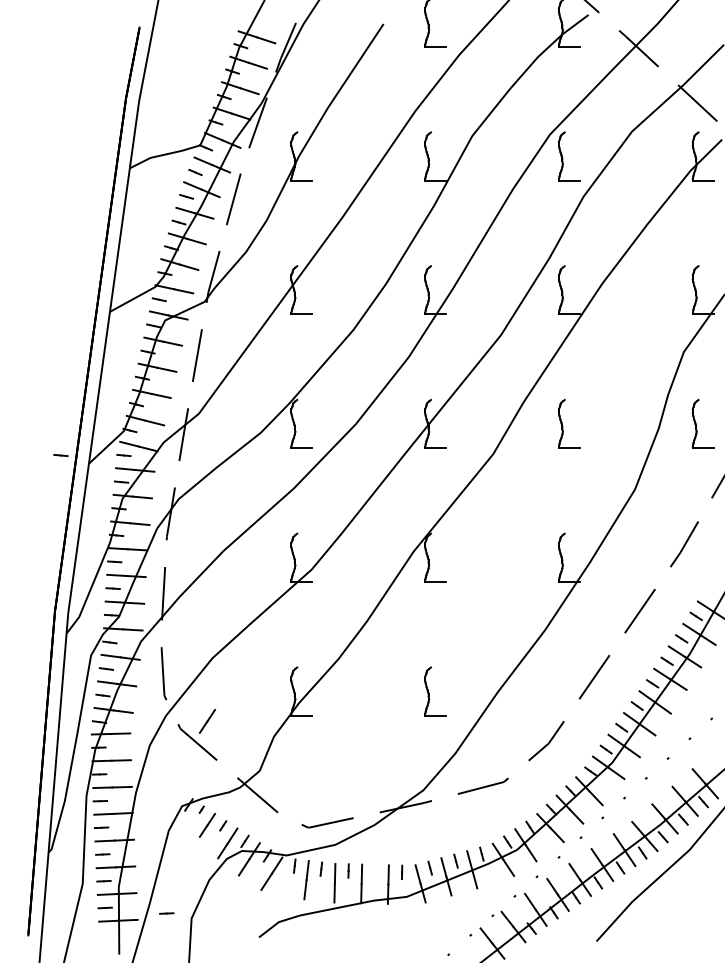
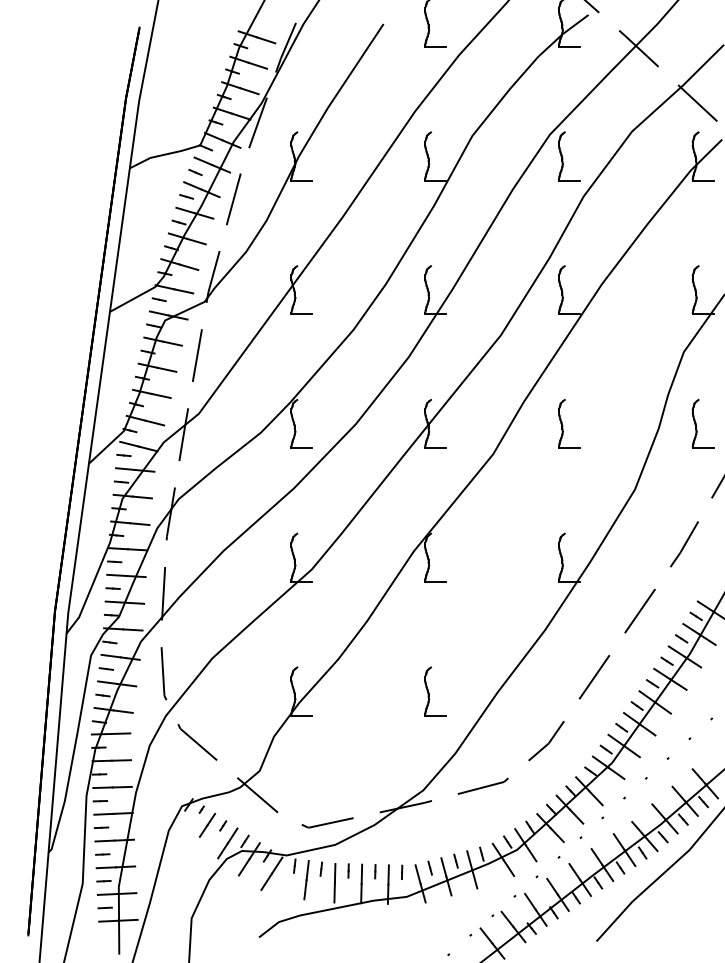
line: present -> none (60, 455)
line: present -> none (207, 720)
line: none -> present (375, 871)
line: present -> none (166, 913)
